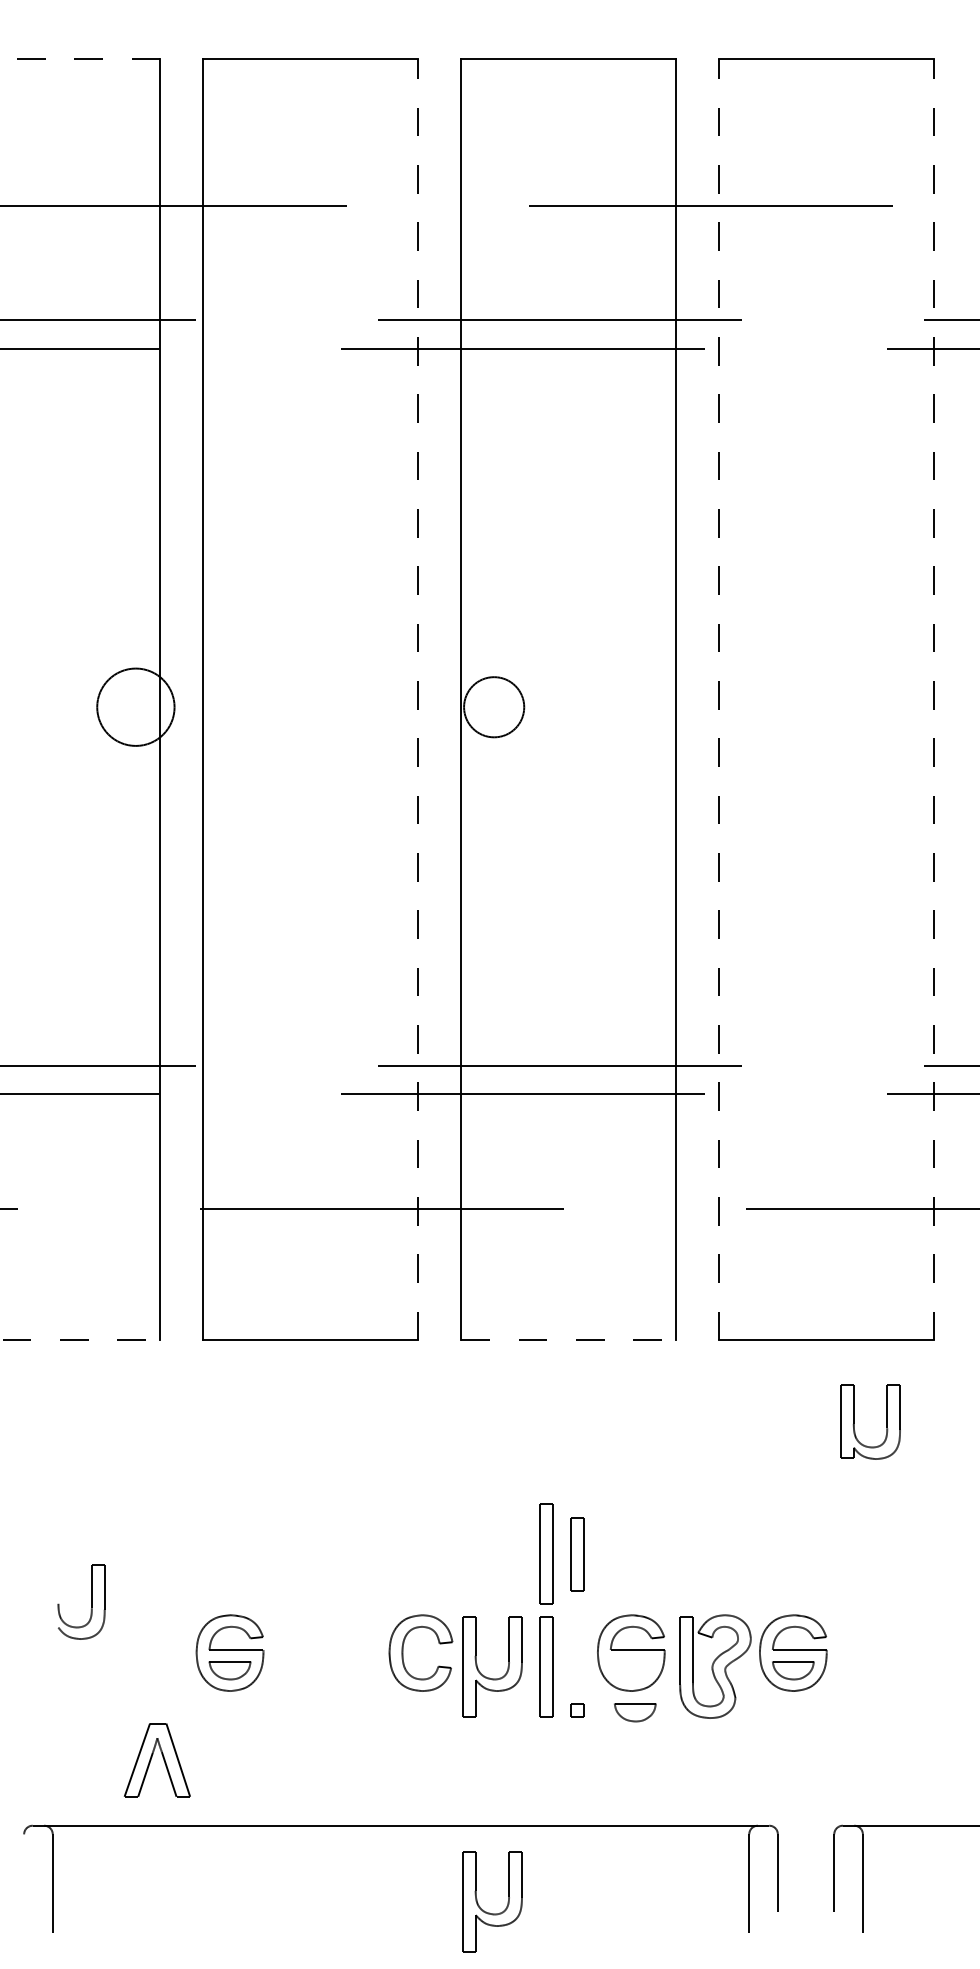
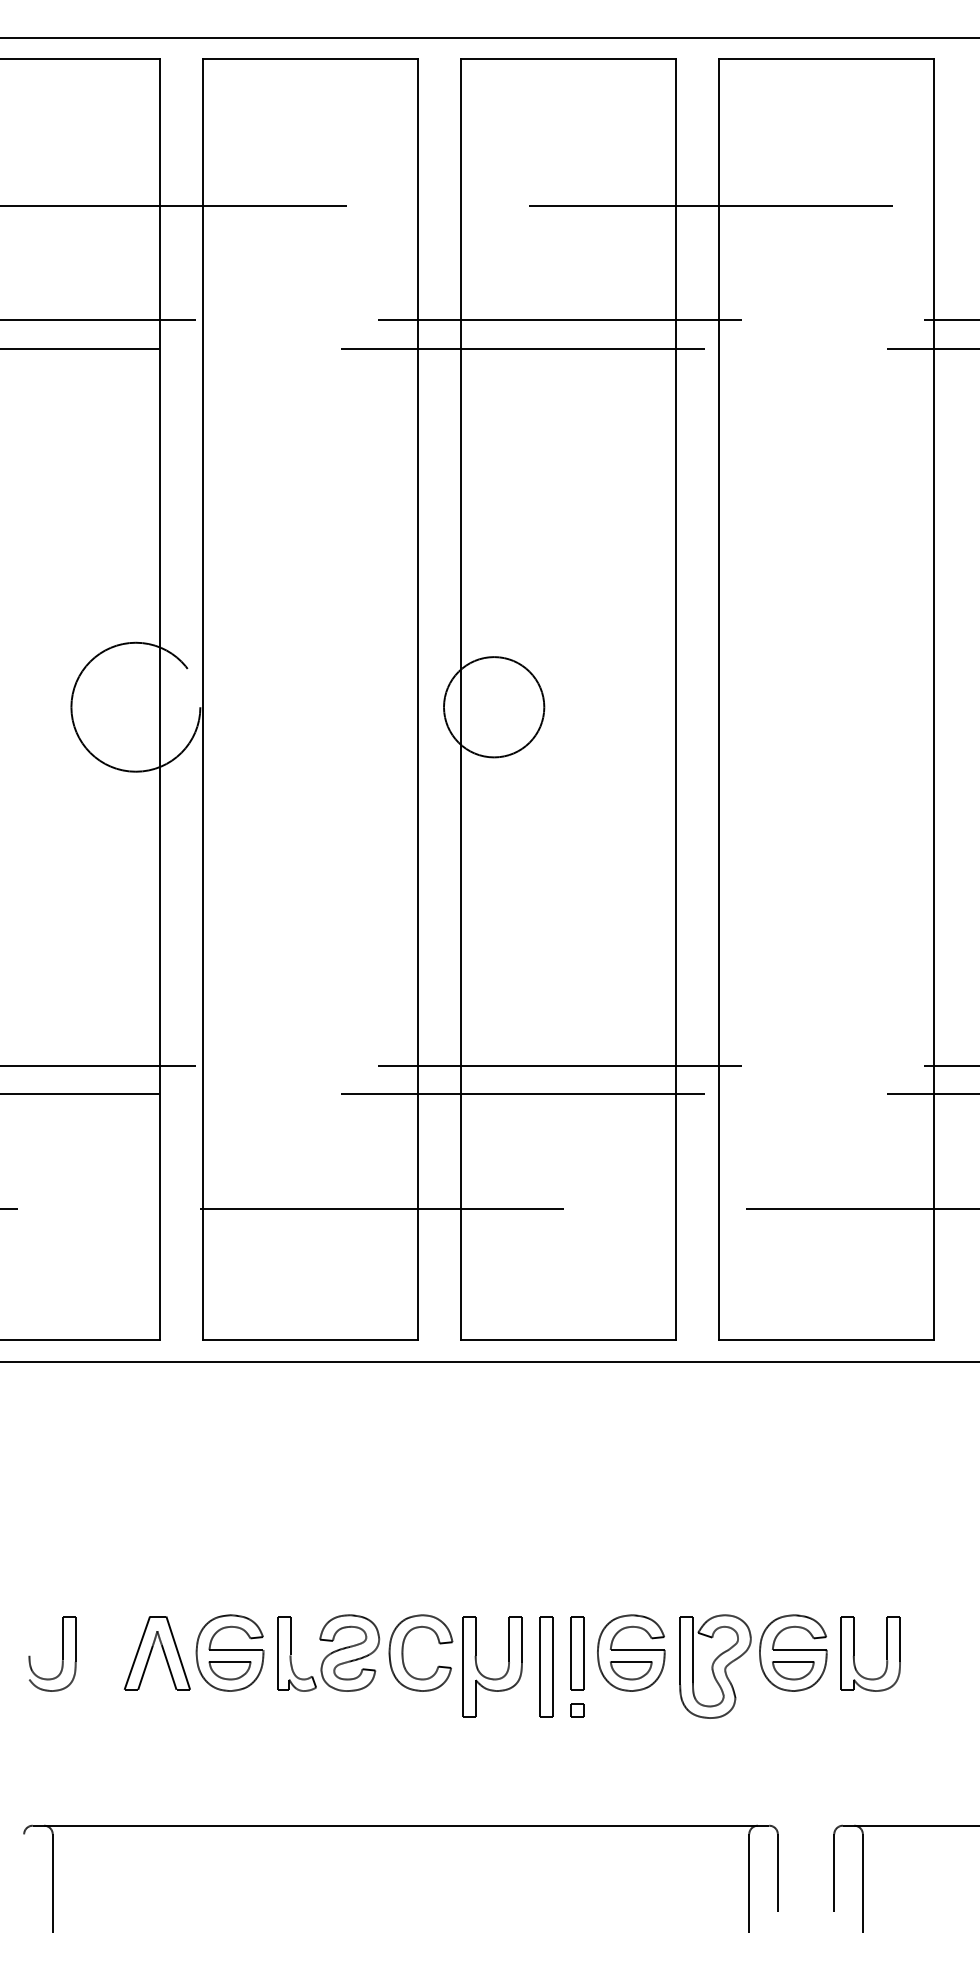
line: none -> present (489, 37)
line: dashed -> solid (80, 59)
line: dashed -> solid (418, 699)
line: dashed -> solid (719, 699)
line: dashed -> solid (934, 699)
circle diameter: 77 px -> 129 px (135, 706)
circle diameter: 60 px -> 100 px (494, 707)
line: dashed -> solid (80, 1340)
line: dashed -> solid (569, 1340)
line: none -> present (489, 1361)
part position: (854, 1421) -> (854, 1653) (854, 1653)
part: present -> none (546, 1553)
part position: (577, 1554) -> (577, 1653) (577, 1653)
part position: (91, 1601) -> (62, 1653) (62, 1653)
part: none -> present (328, 1652)
part position: (635, 1712) -> (631, 1670) (631, 1670)
part position: (156, 1760) -> (156, 1653) (156, 1653)
part: present -> none (489, 1912)
